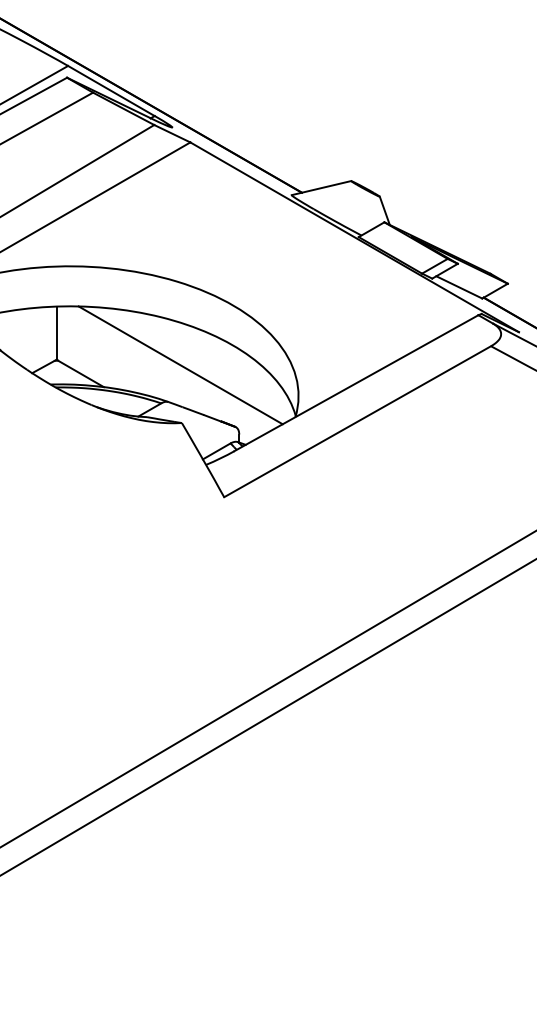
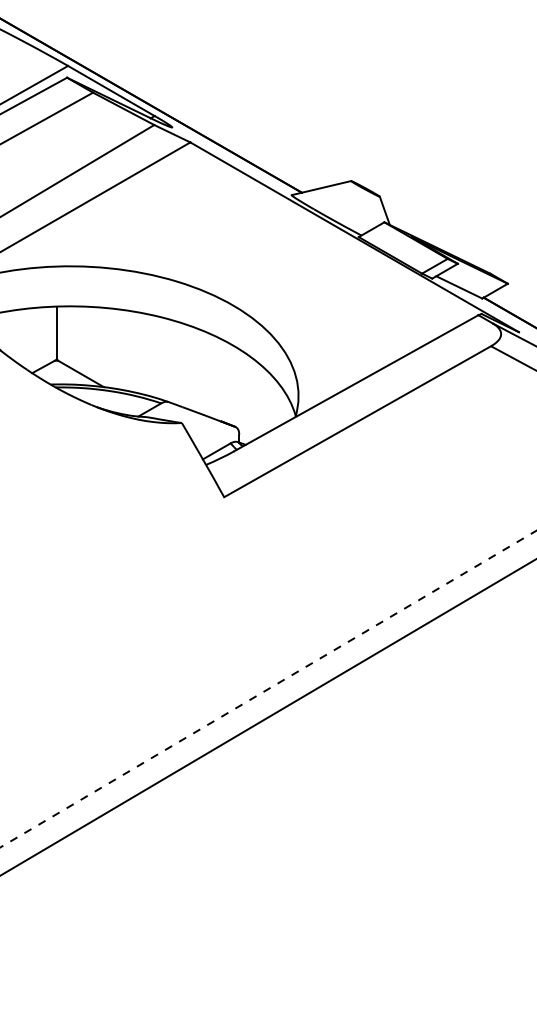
line: present -> none (180, 365)
line: solid -> dashed (267, 689)
